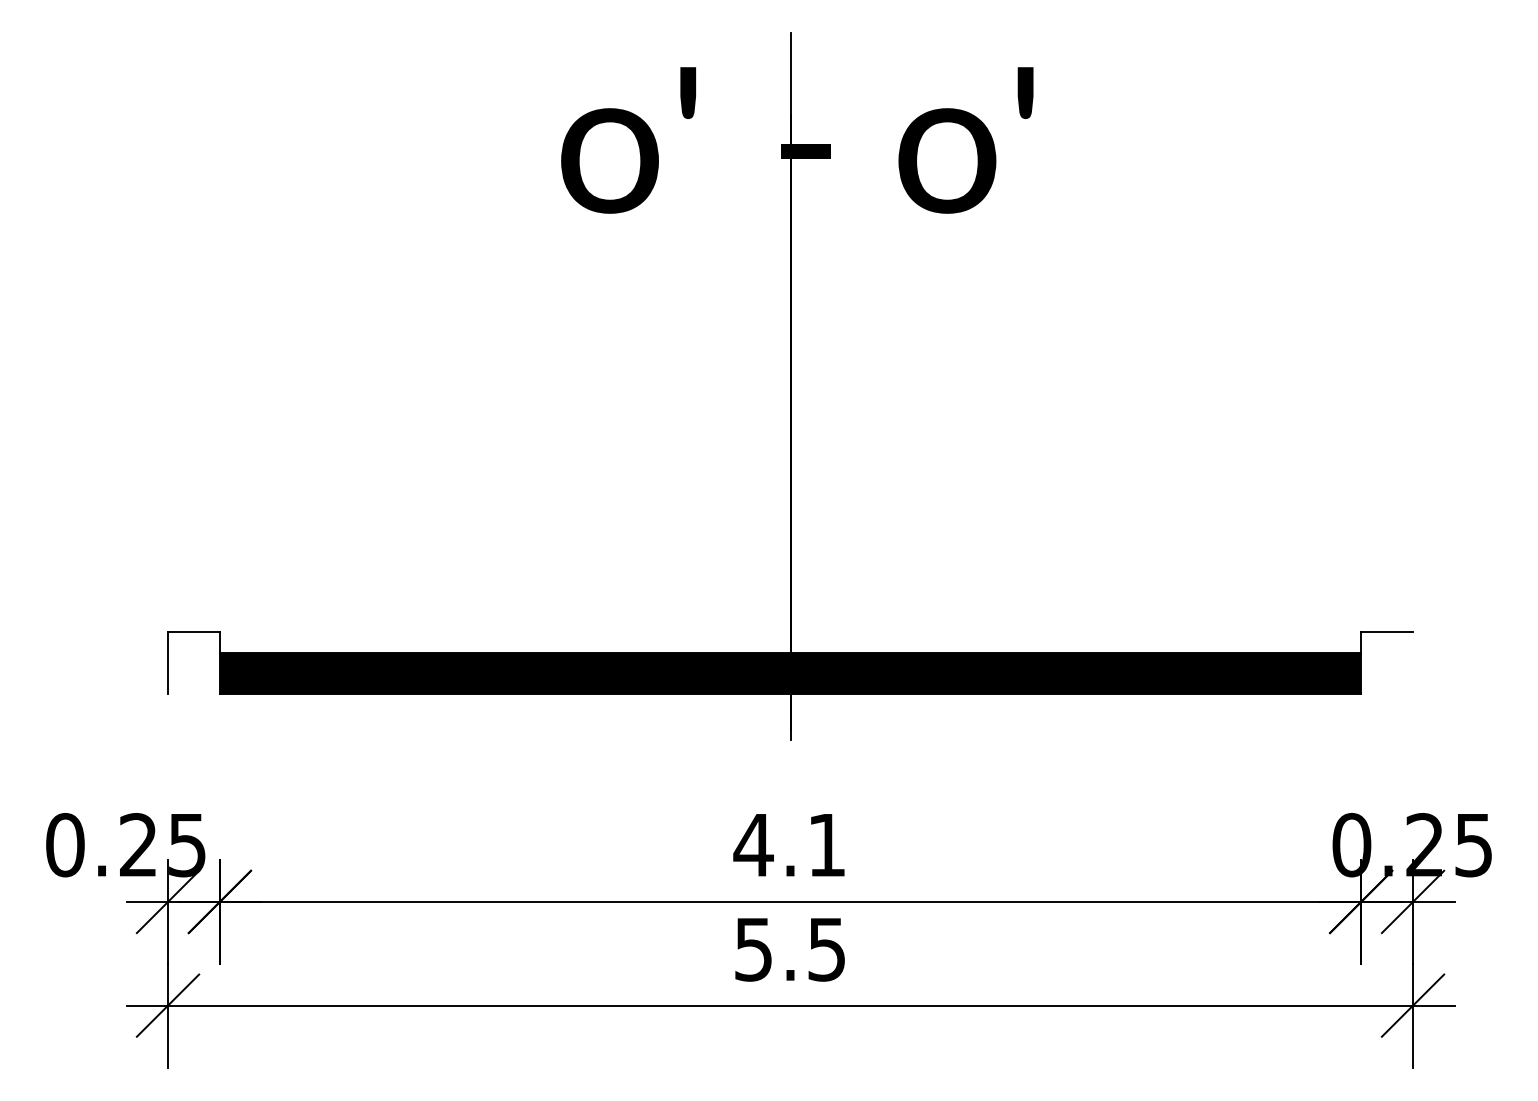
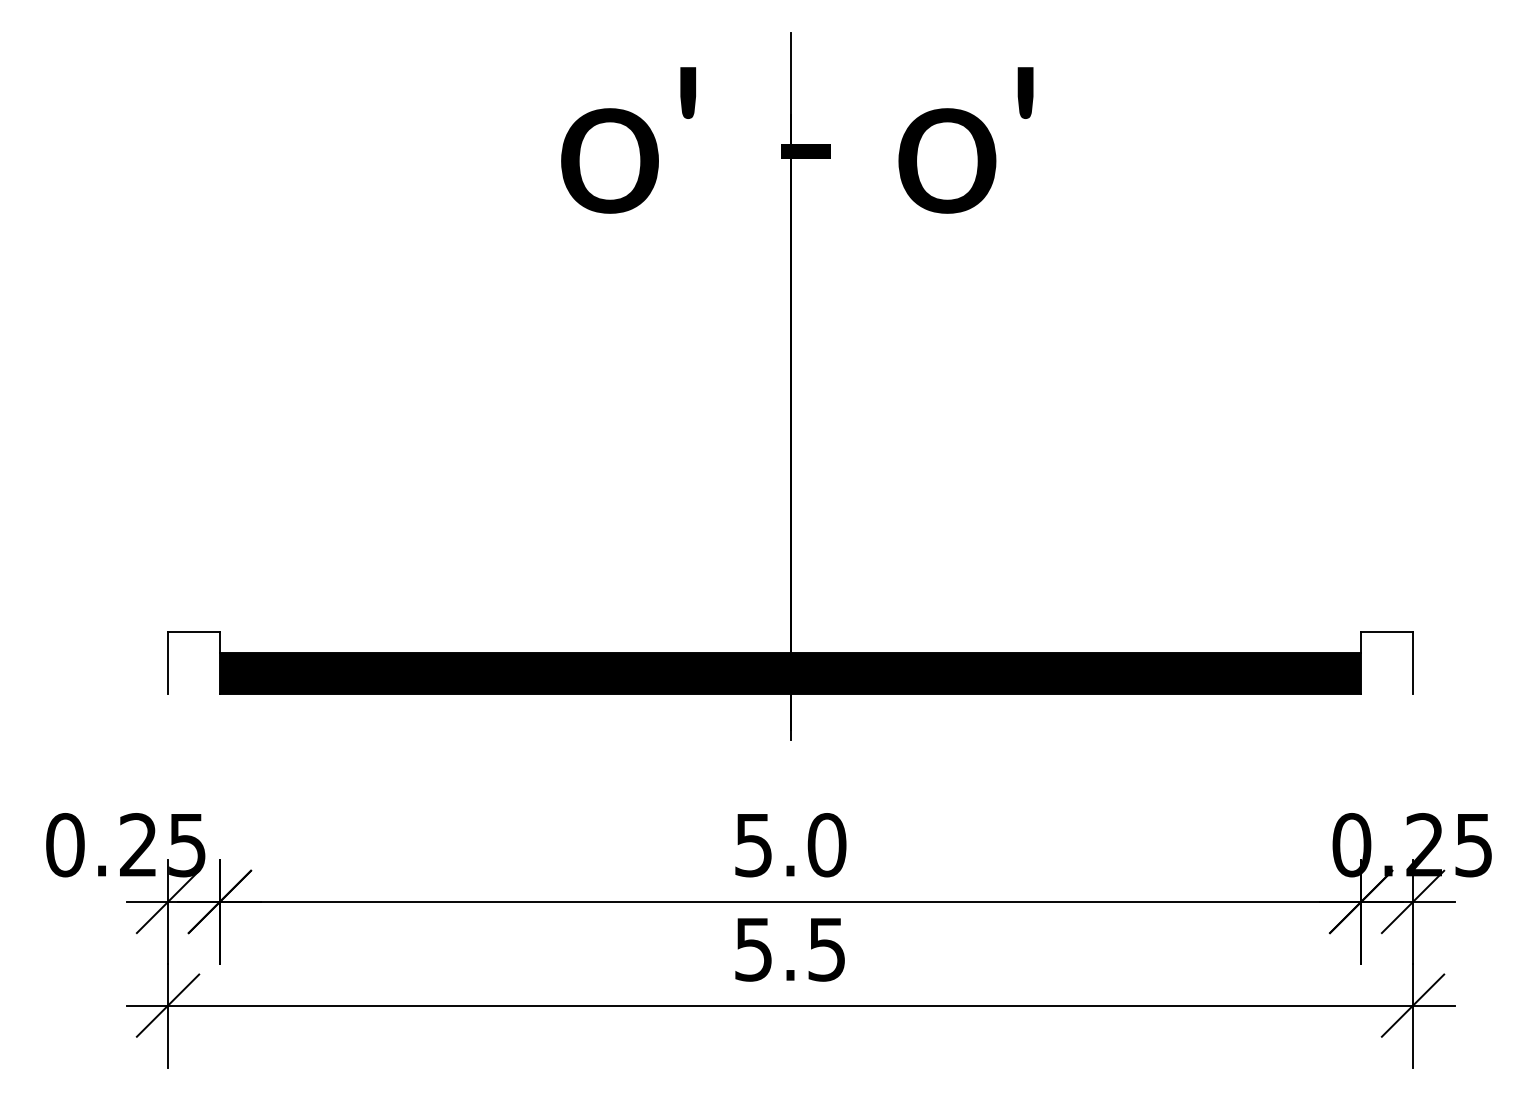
line: none -> present (1413, 663)
text: 4.1 -> 5.0 (789, 845)
